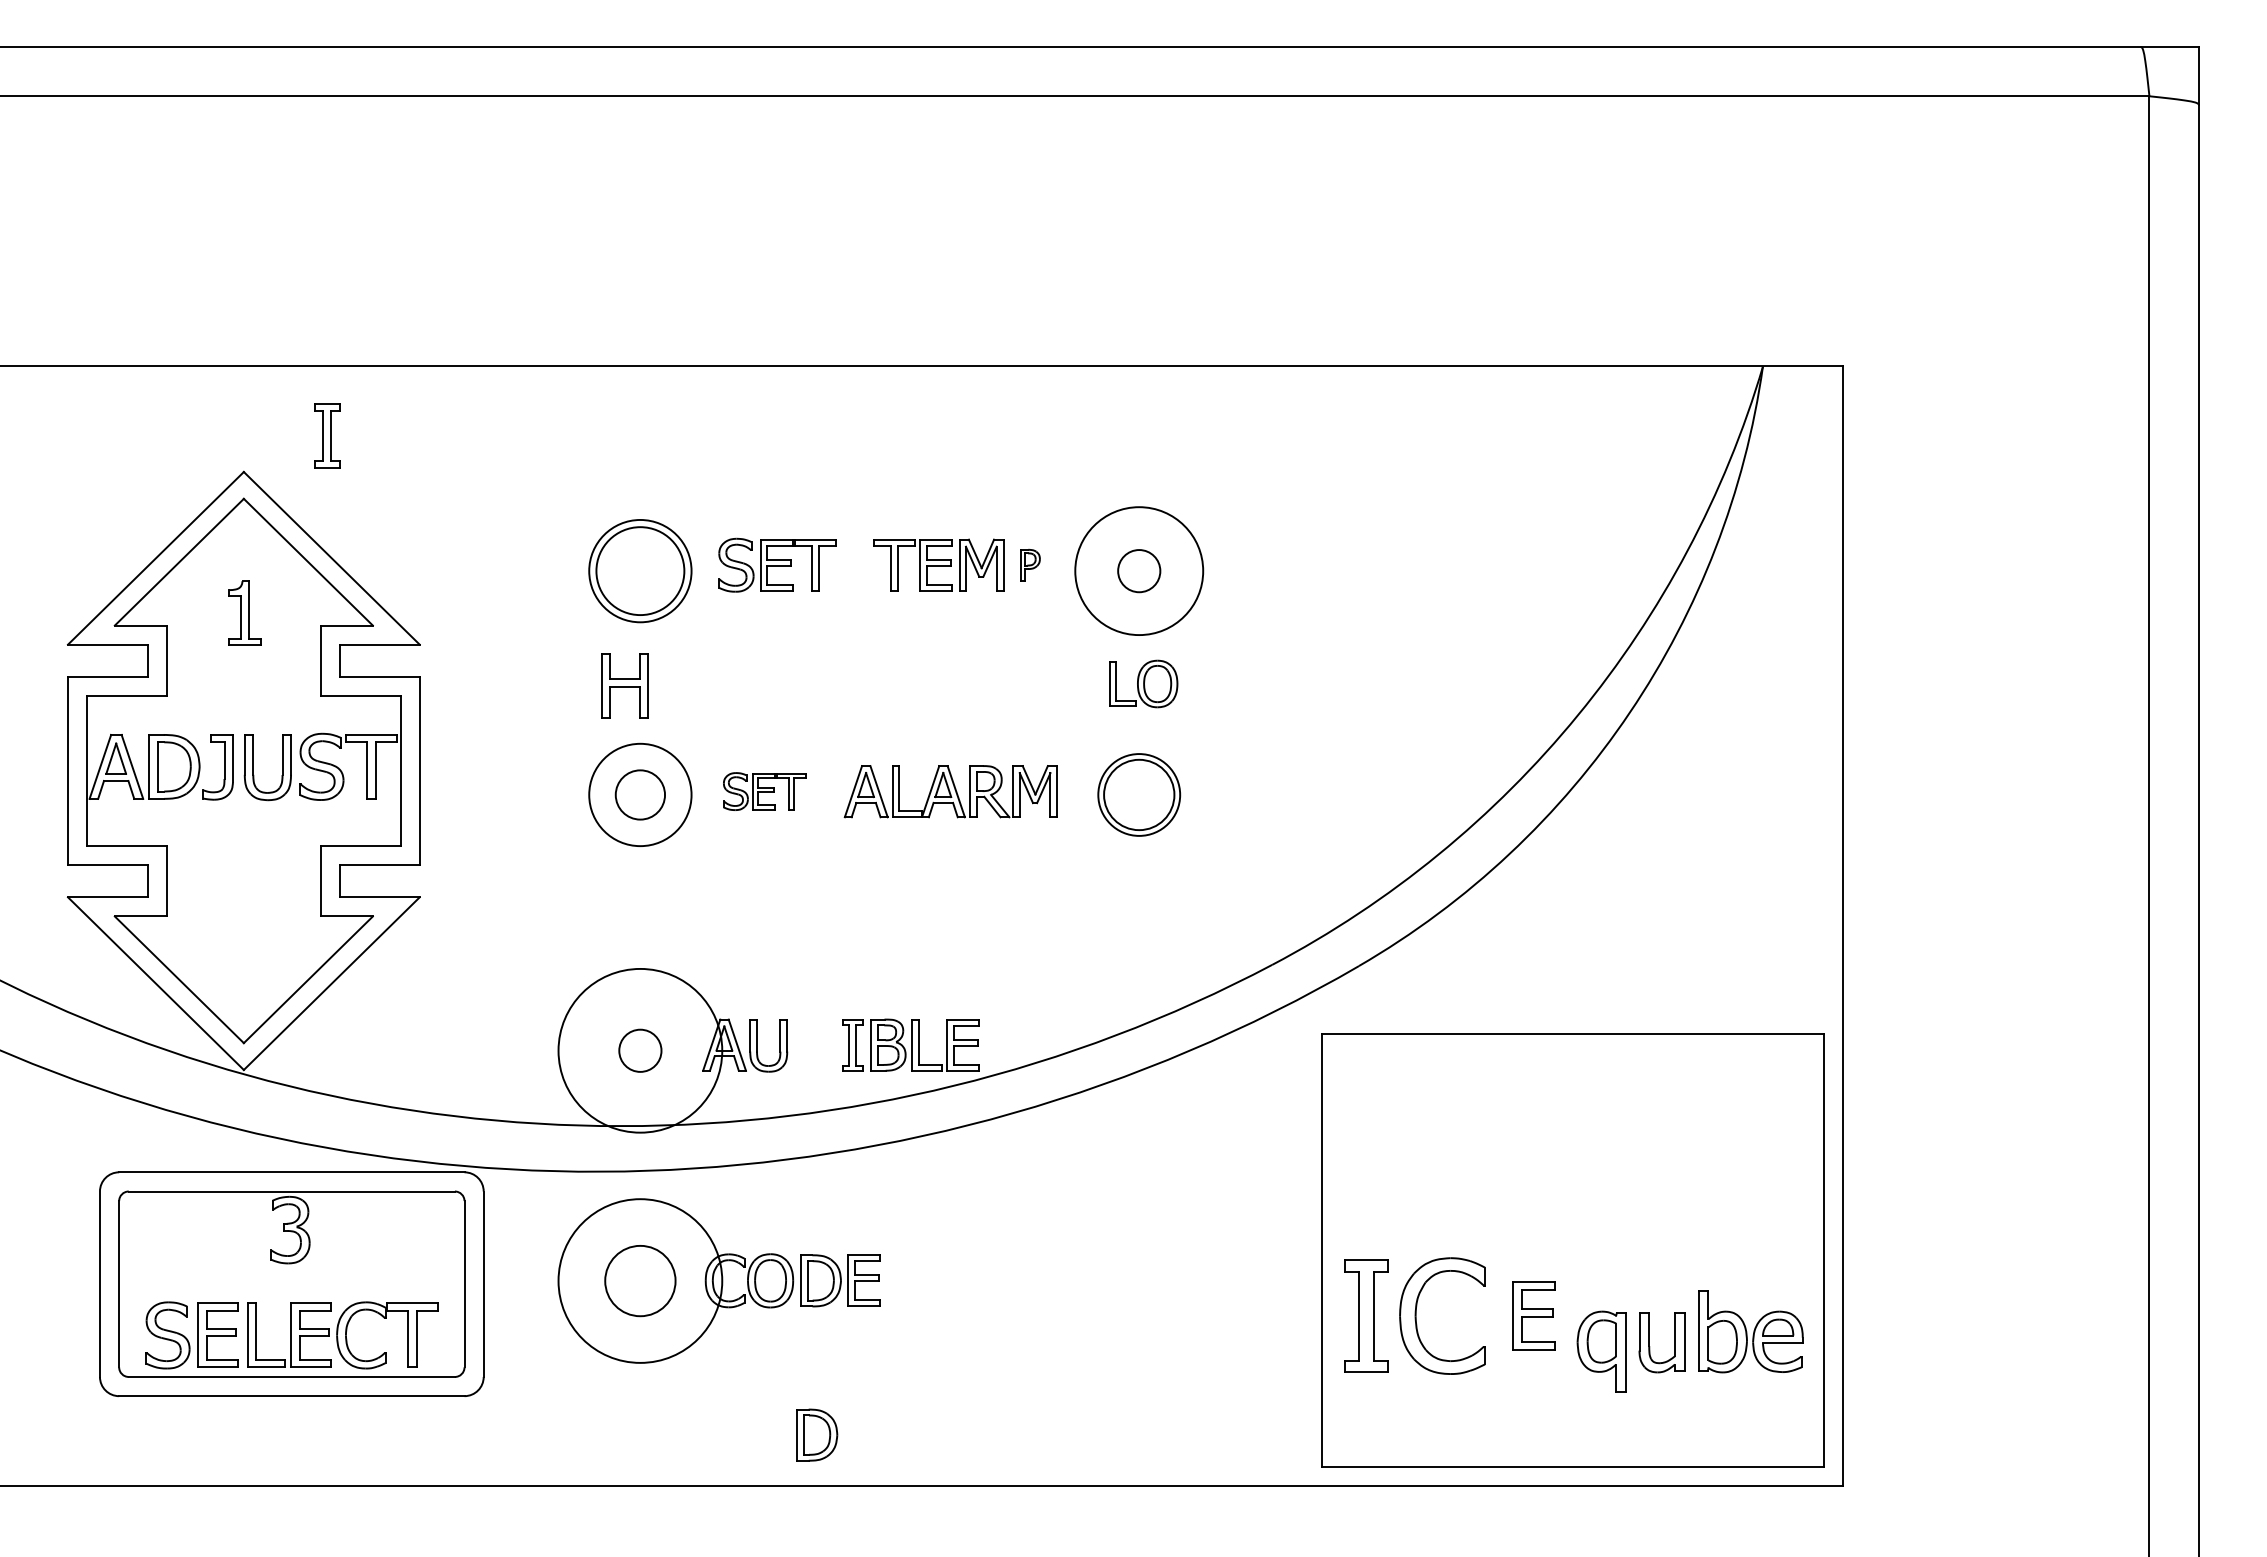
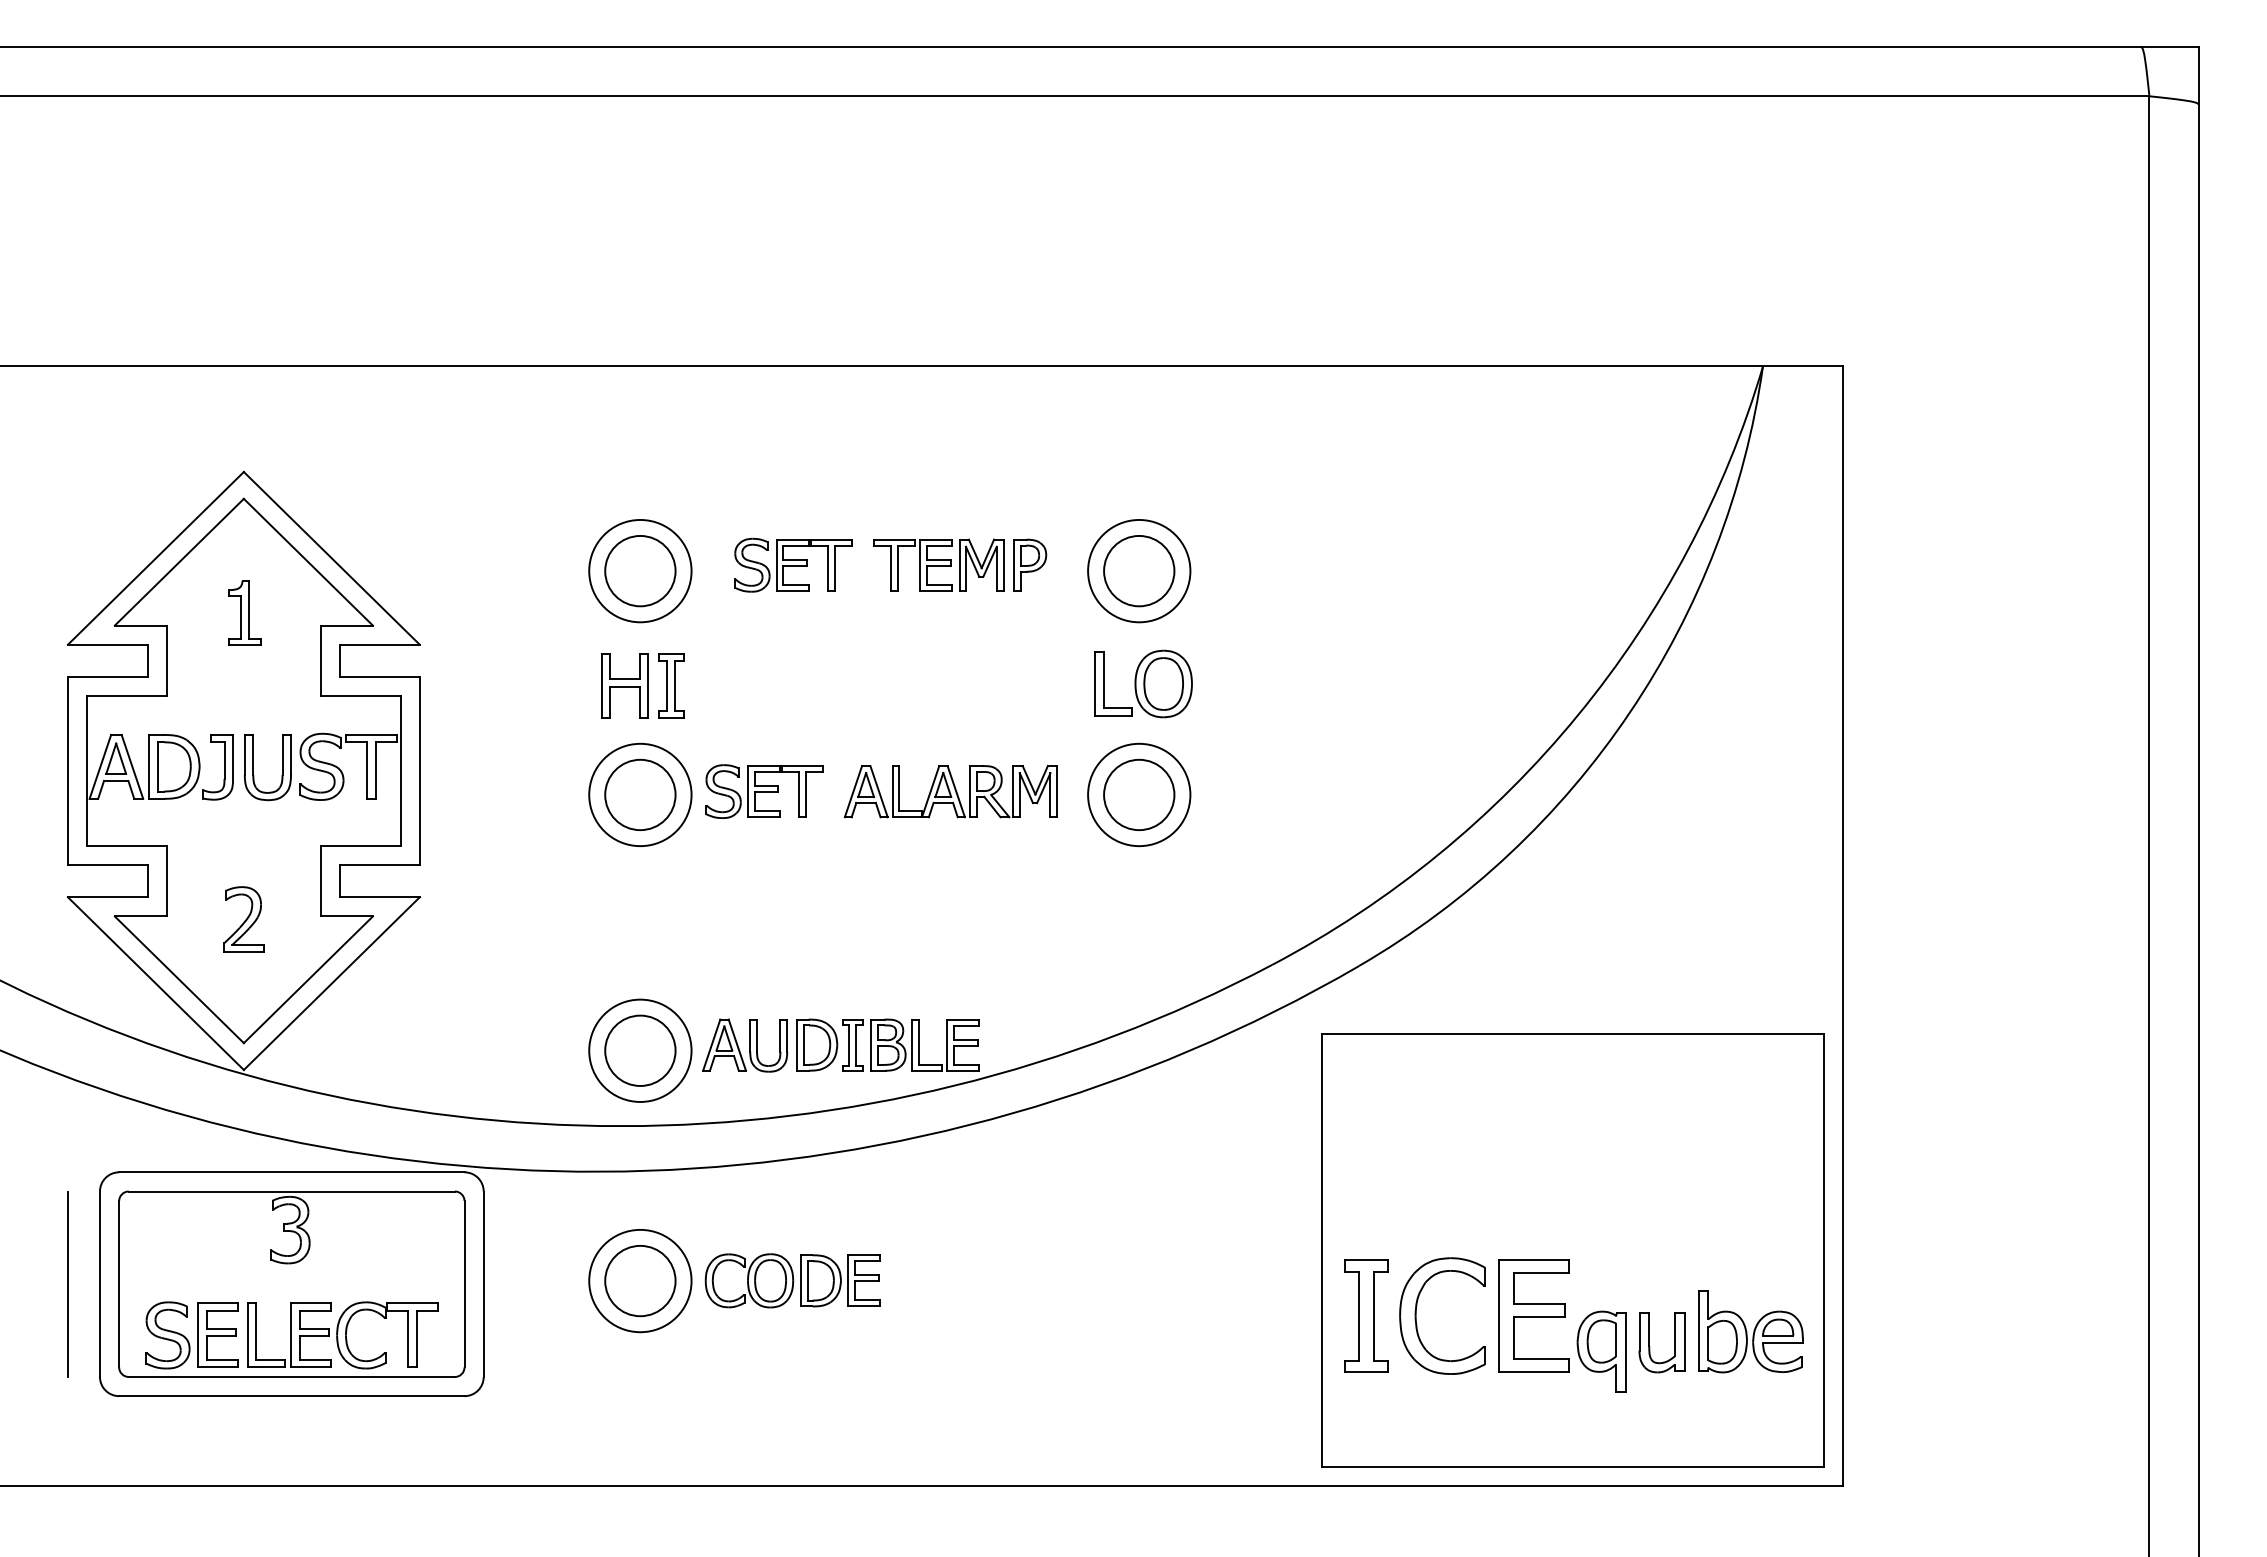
part position: (327, 435) -> (671, 685) (671, 685)
part position: (777, 564) -> (793, 564) (793, 564)
part size: 21x33 px -> 35x54 px (1030, 564)
circle diameter: 88 px -> 70 px (640, 570)
circle diameter: 128 px -> 102 px (1139, 570)
circle diameter: 42 px -> 70 px (1139, 570)
part size: 70x50 px -> 99x70 px (1143, 683)
part size: 84x39 px -> 119x55 px (764, 791)
circle diameter: 49 px -> 70 px (640, 794)
circle diameter: 82 px -> 102 px (1139, 794)
part: none -> present (243, 919)
circle diameter: 164 px -> 102 px (640, 1050)
circle diameter: 42 px -> 70 px (640, 1050)
circle diameter: 164 px -> 102 px (640, 1280)
line: none -> present (68, 1283)
part size: 44x70 px -> 72x114 px (1533, 1315)
part position: (817, 1434) -> (817, 1044) (817, 1044)
